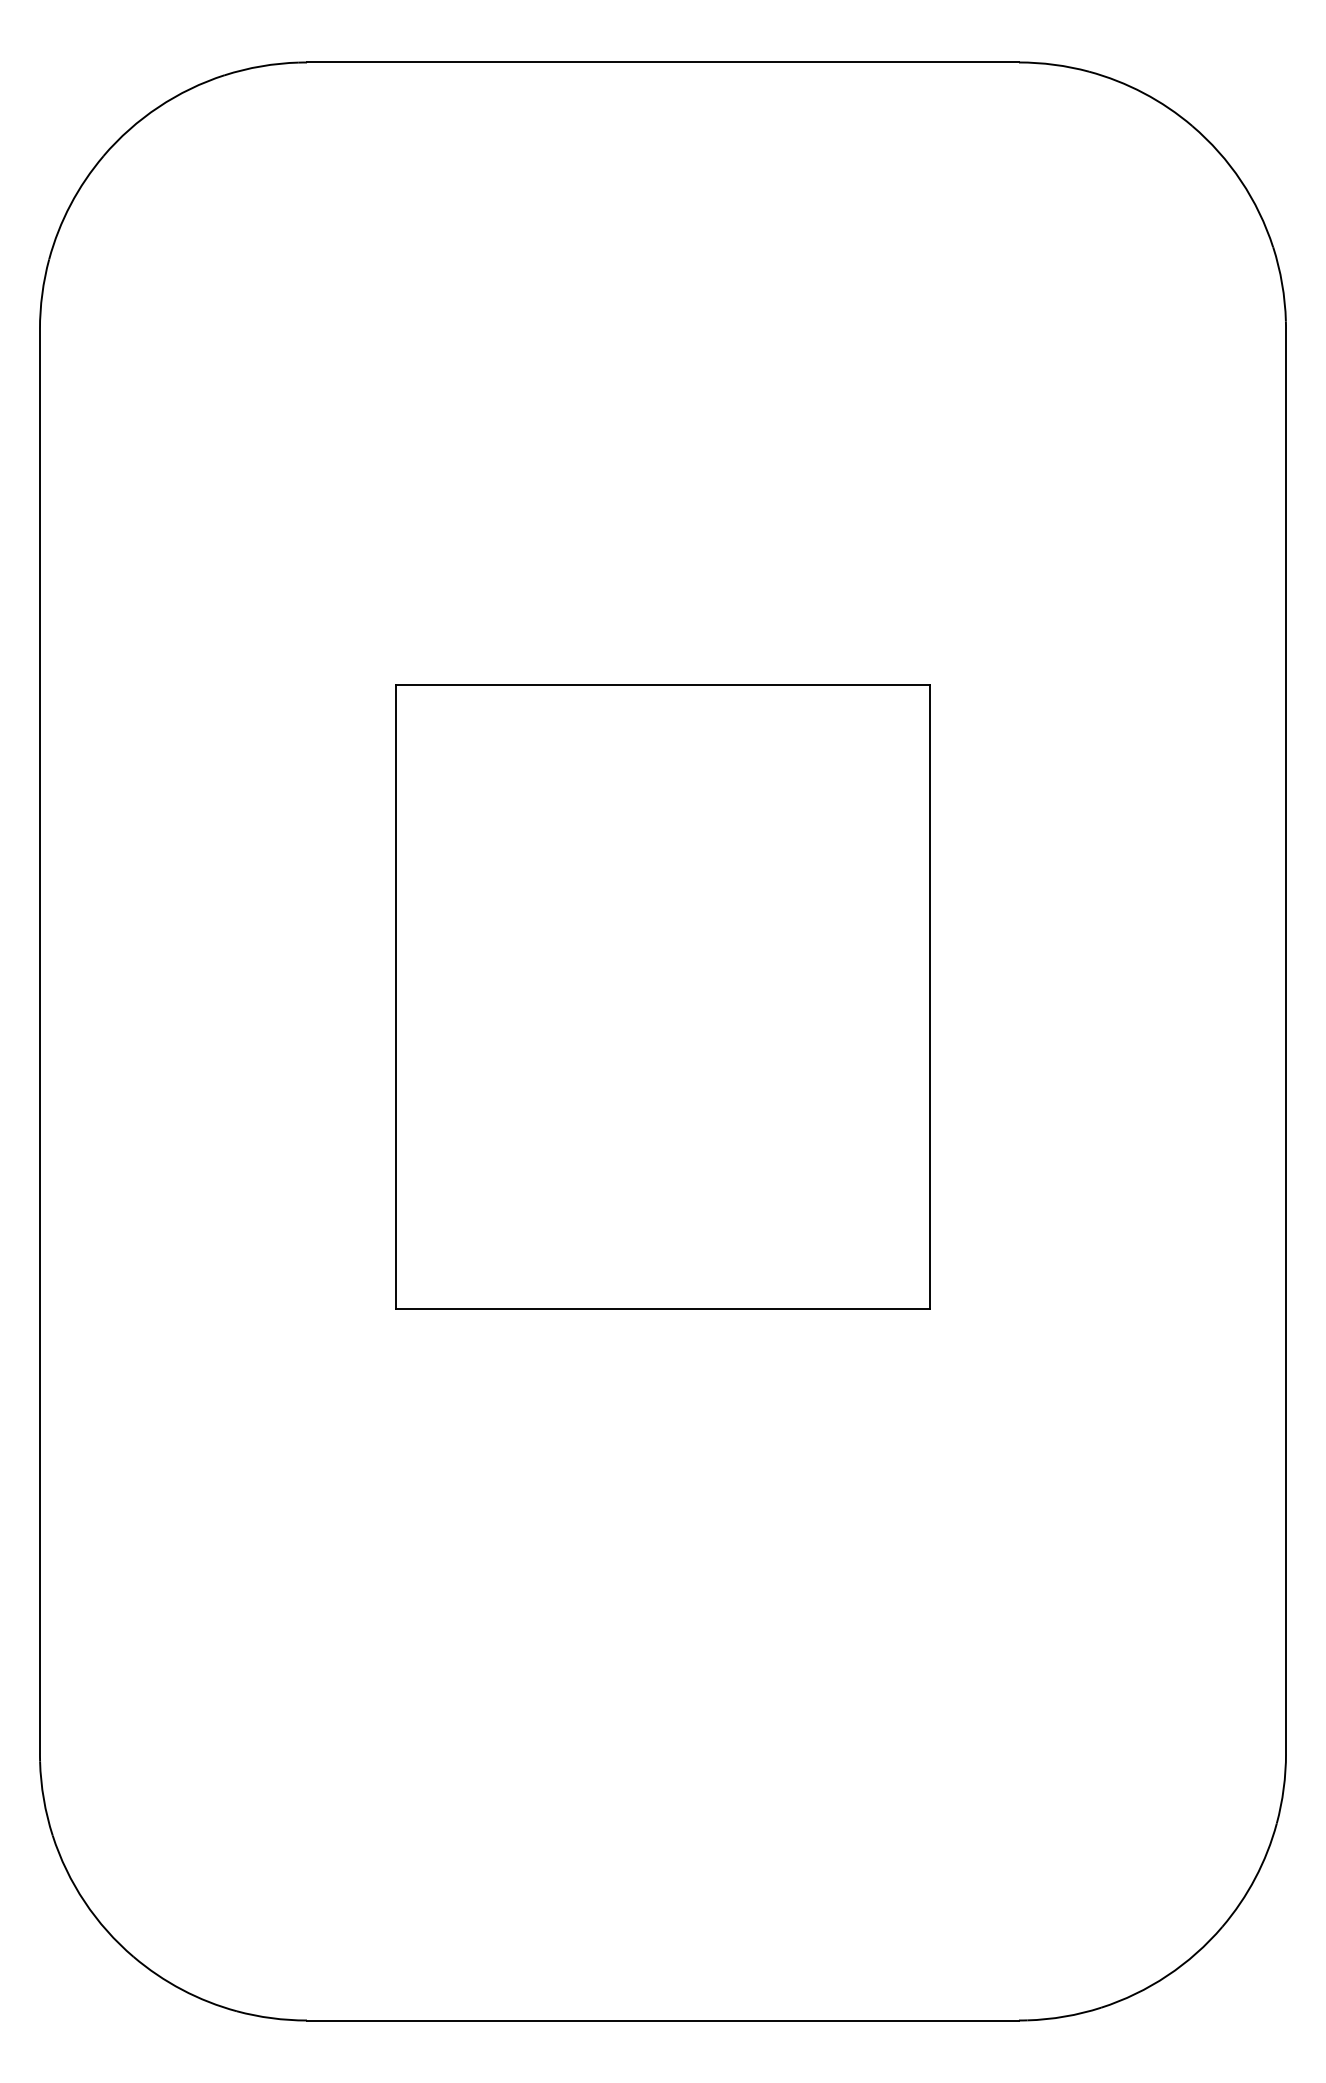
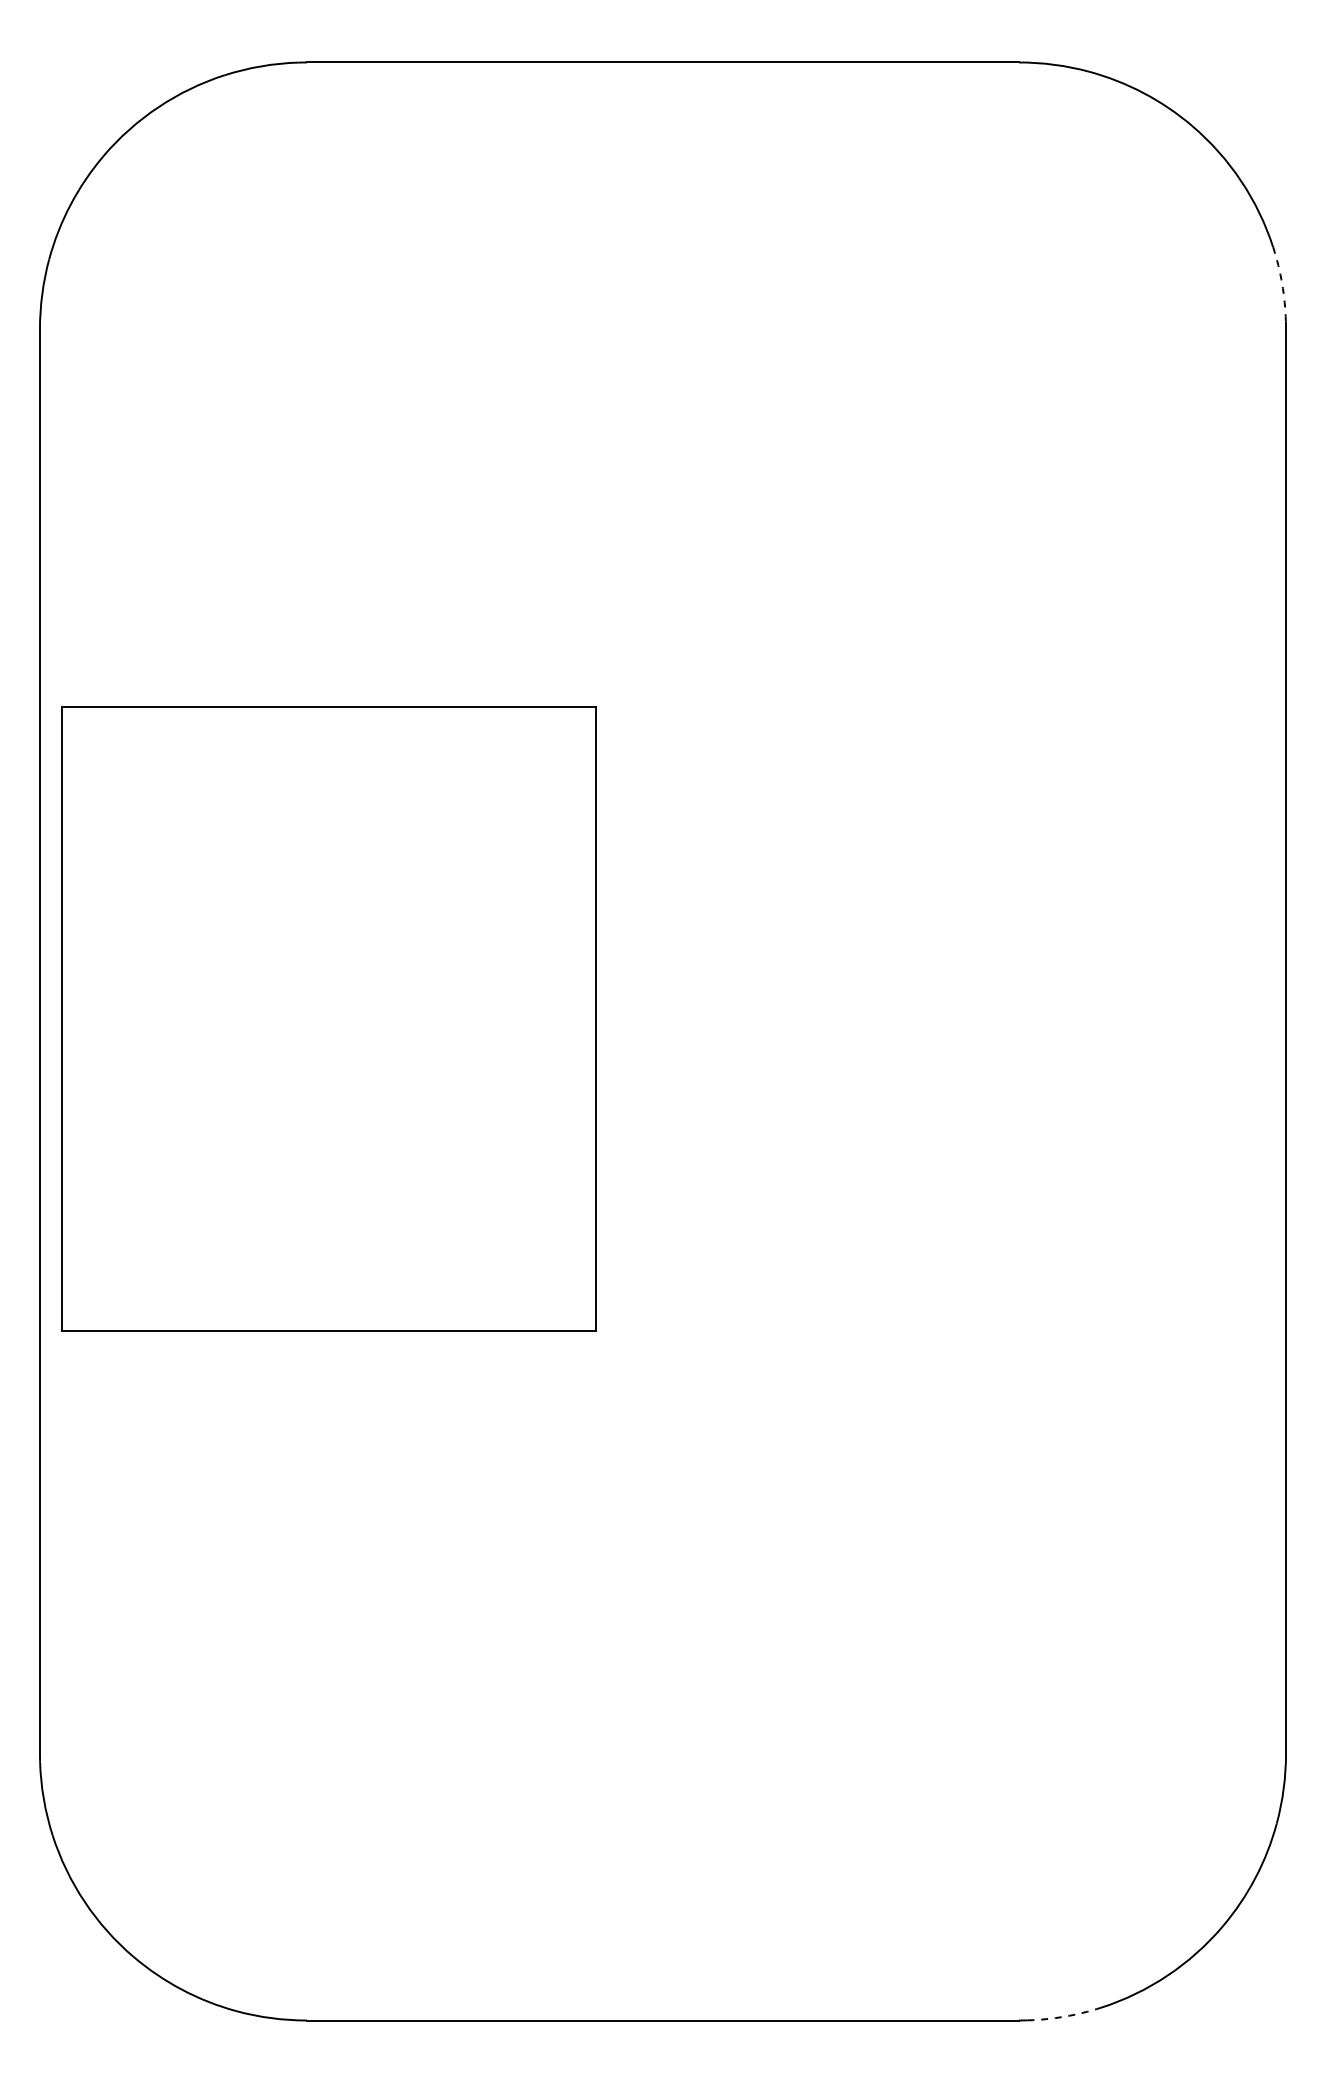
arc: solid -> dashed (1282, 283)
part position: (662, 996) -> (328, 1018) (328, 1018)
arc: solid -> dashed (1064, 2016)
